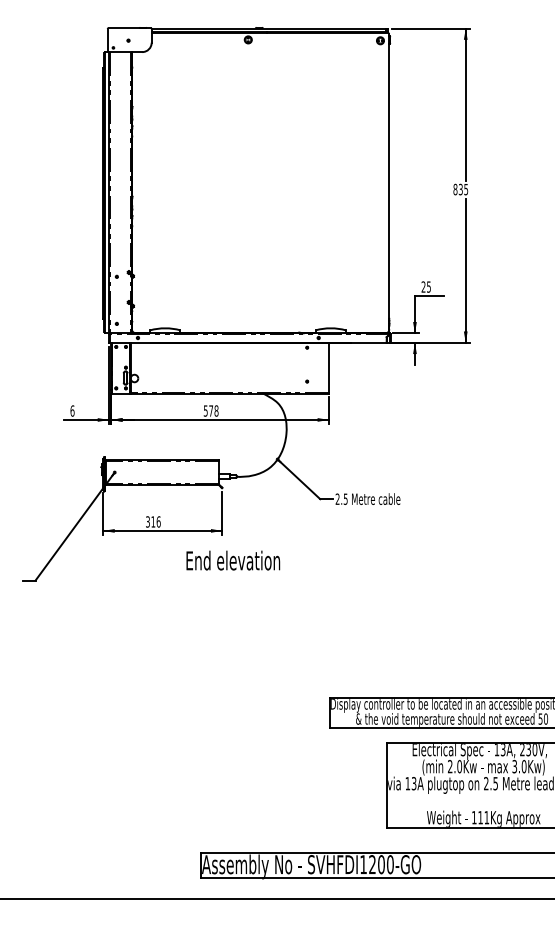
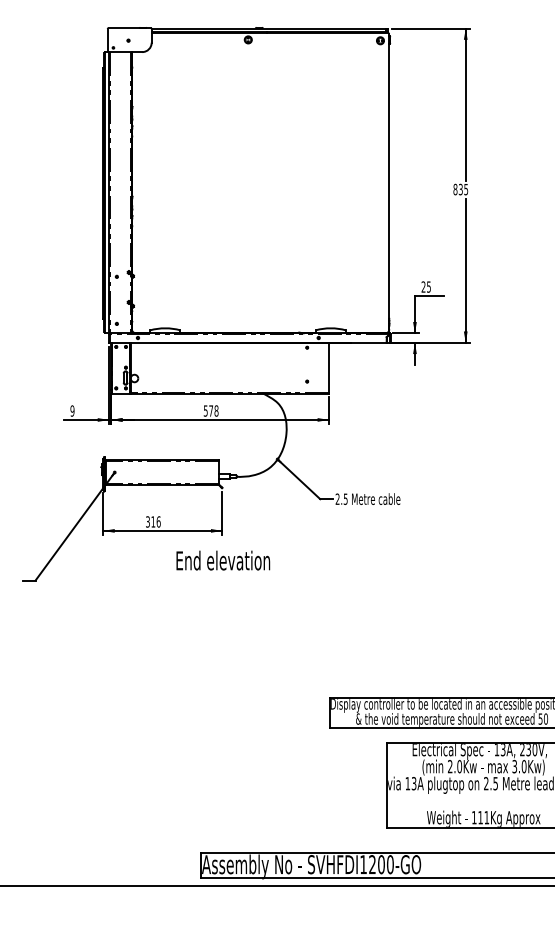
text: 6 -> 9 (72, 410)
text position: (233, 560) -> (223, 560) (223, 560)
line position: (276, 899) -> (276, 886) (276, 886)
